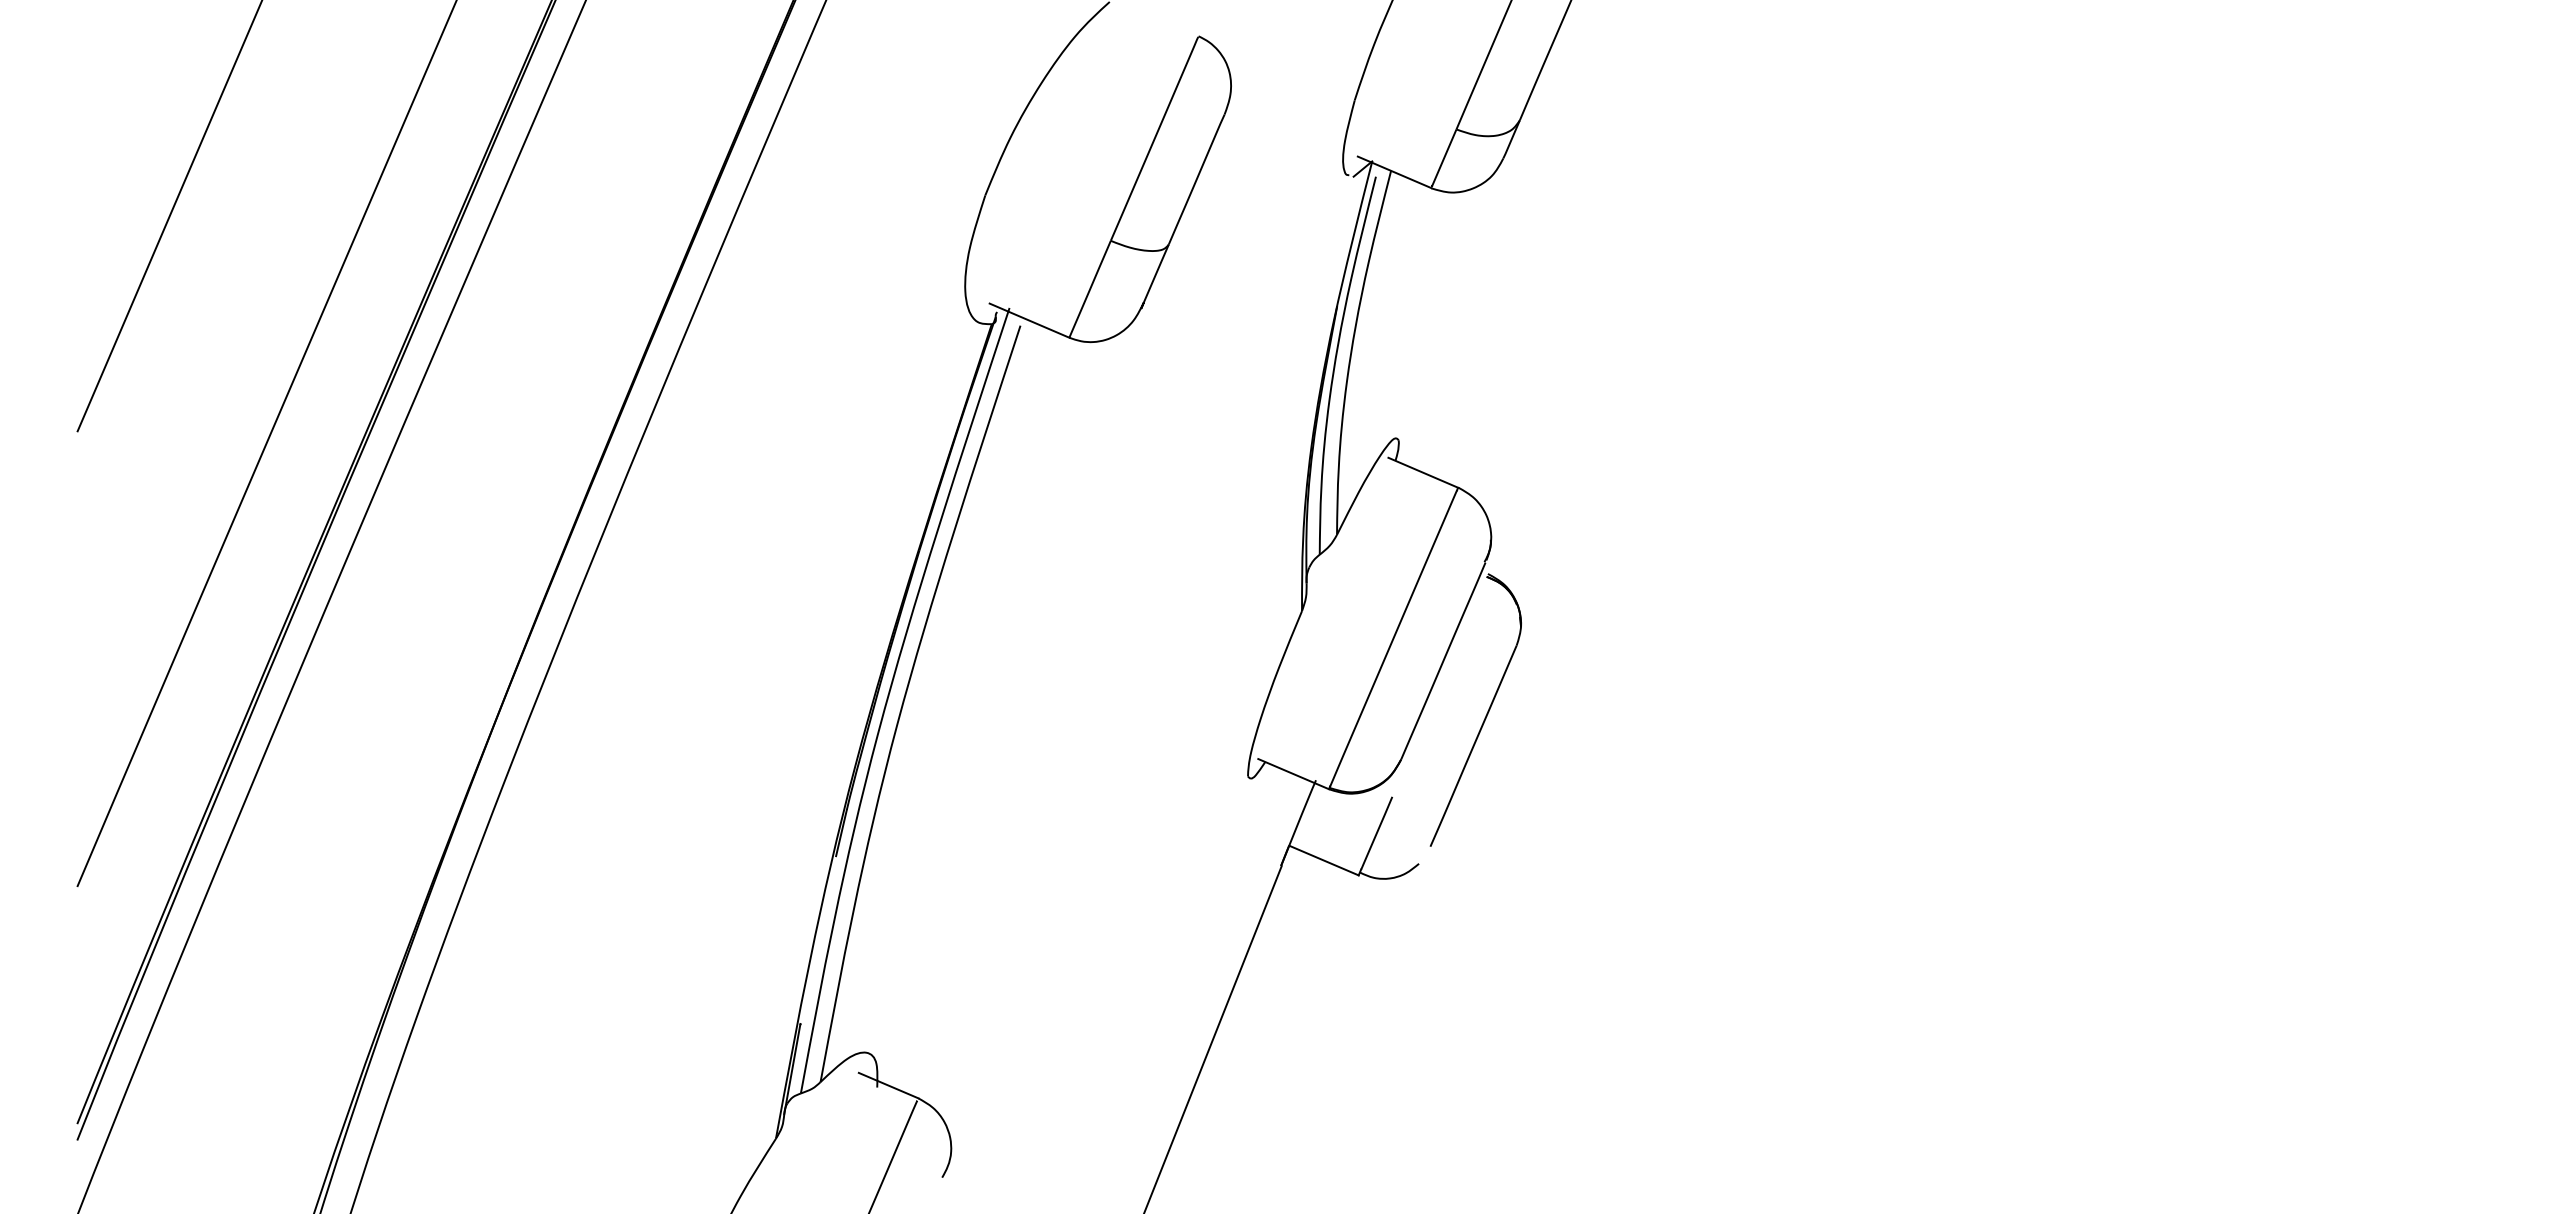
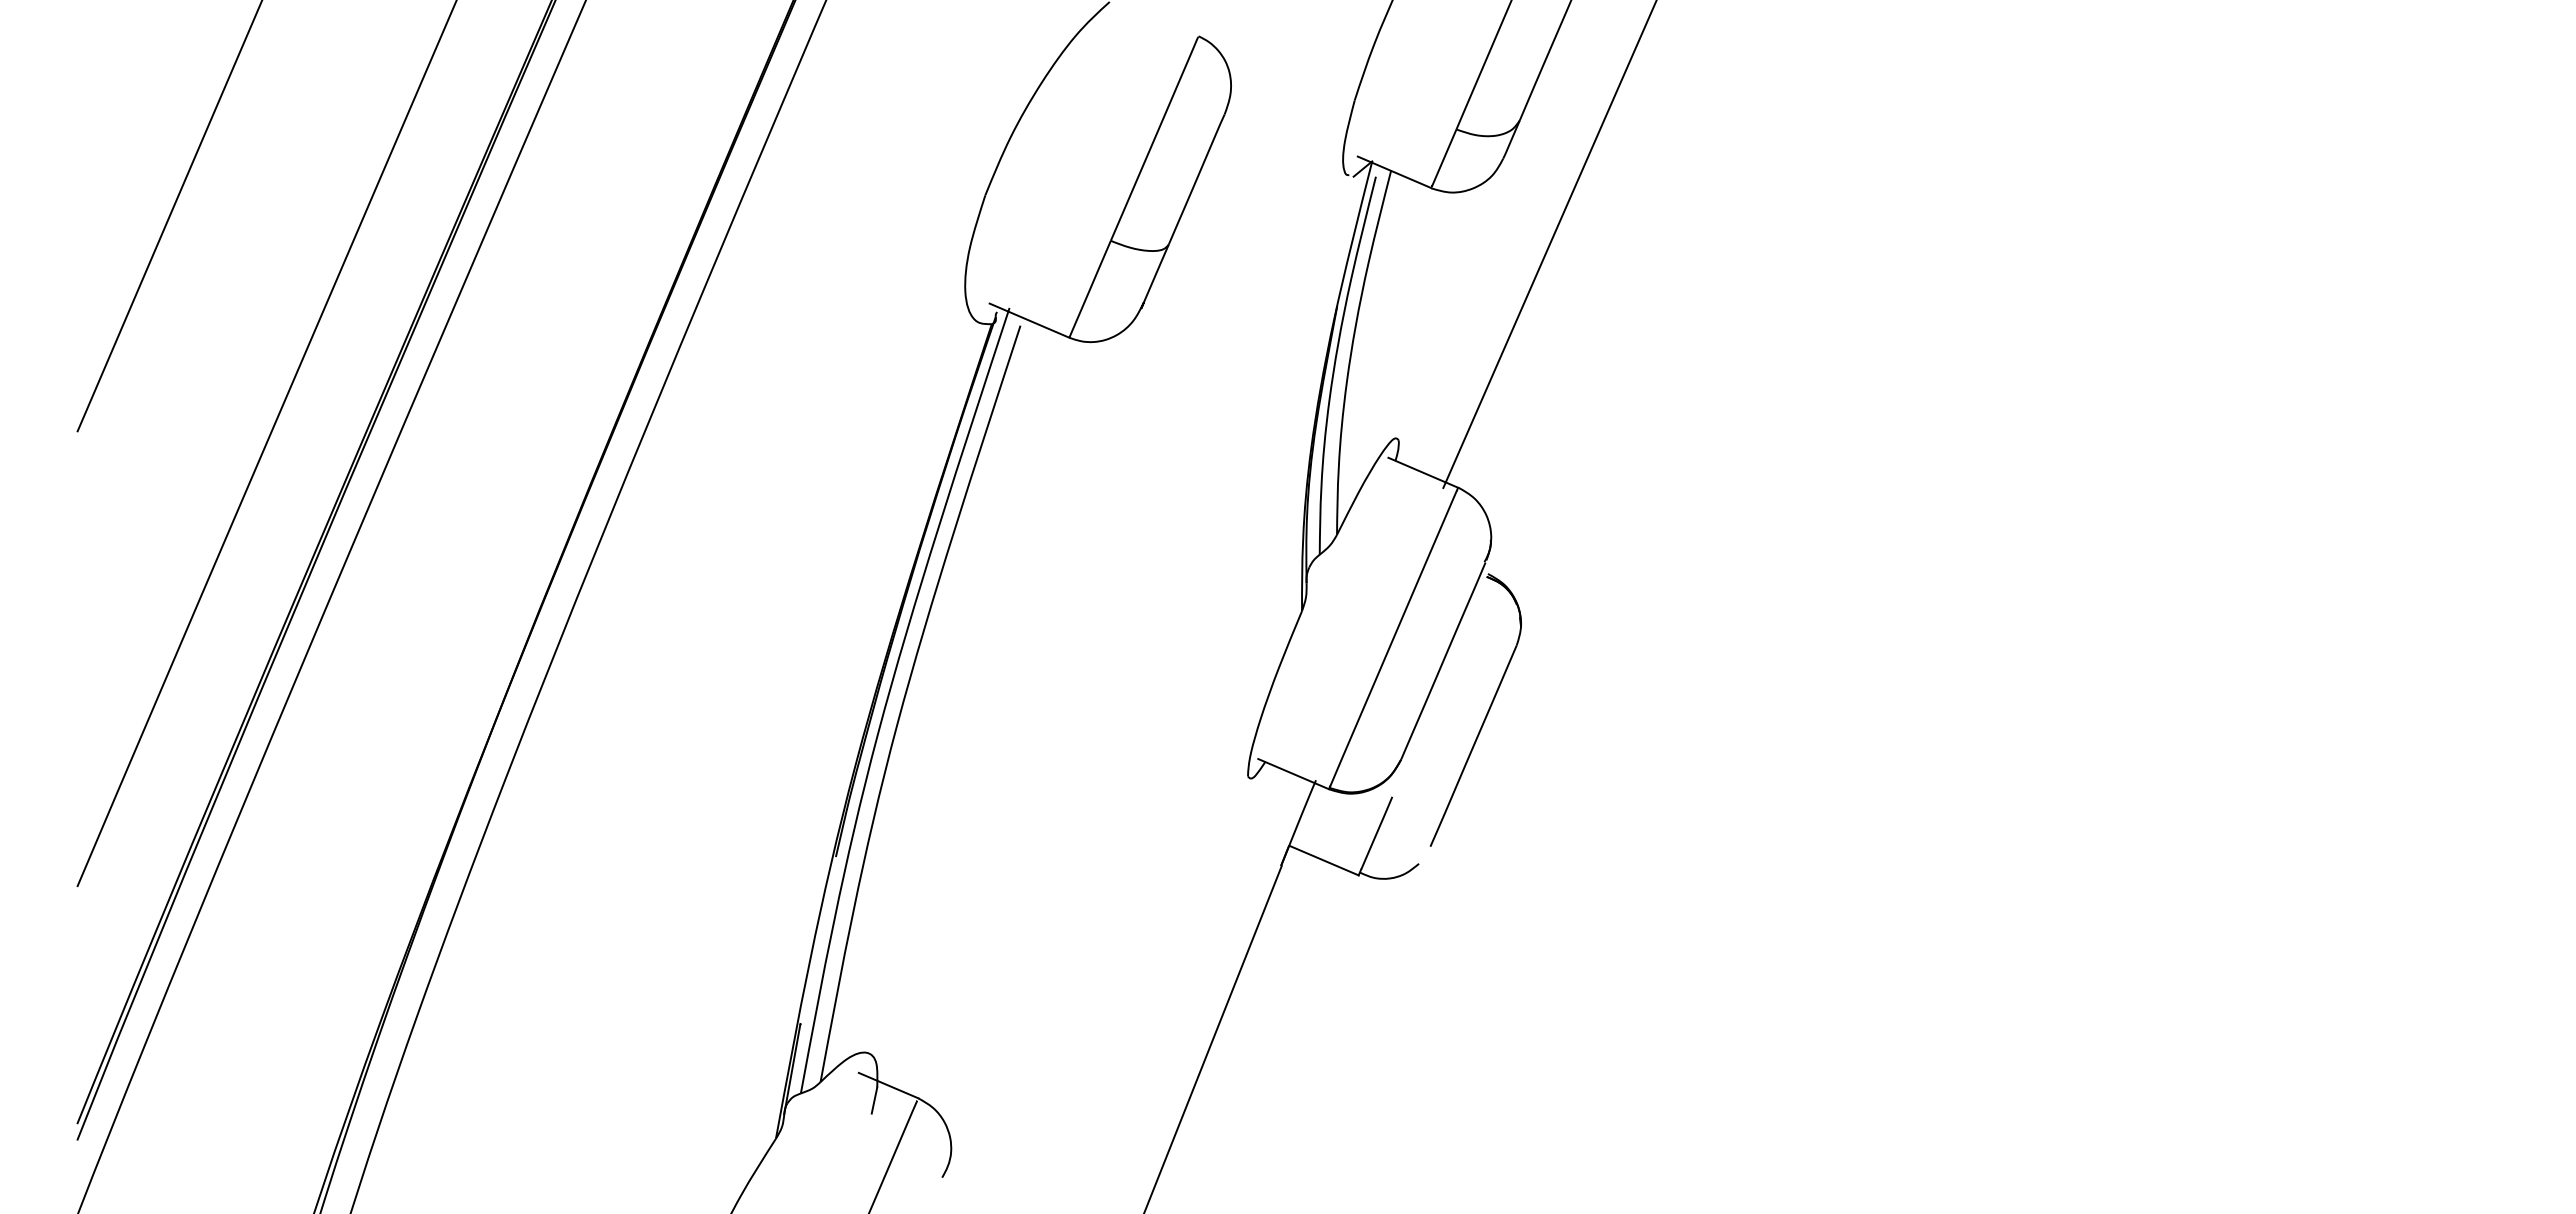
line: none -> present (1549, 244)
line: none -> present (874, 1100)
